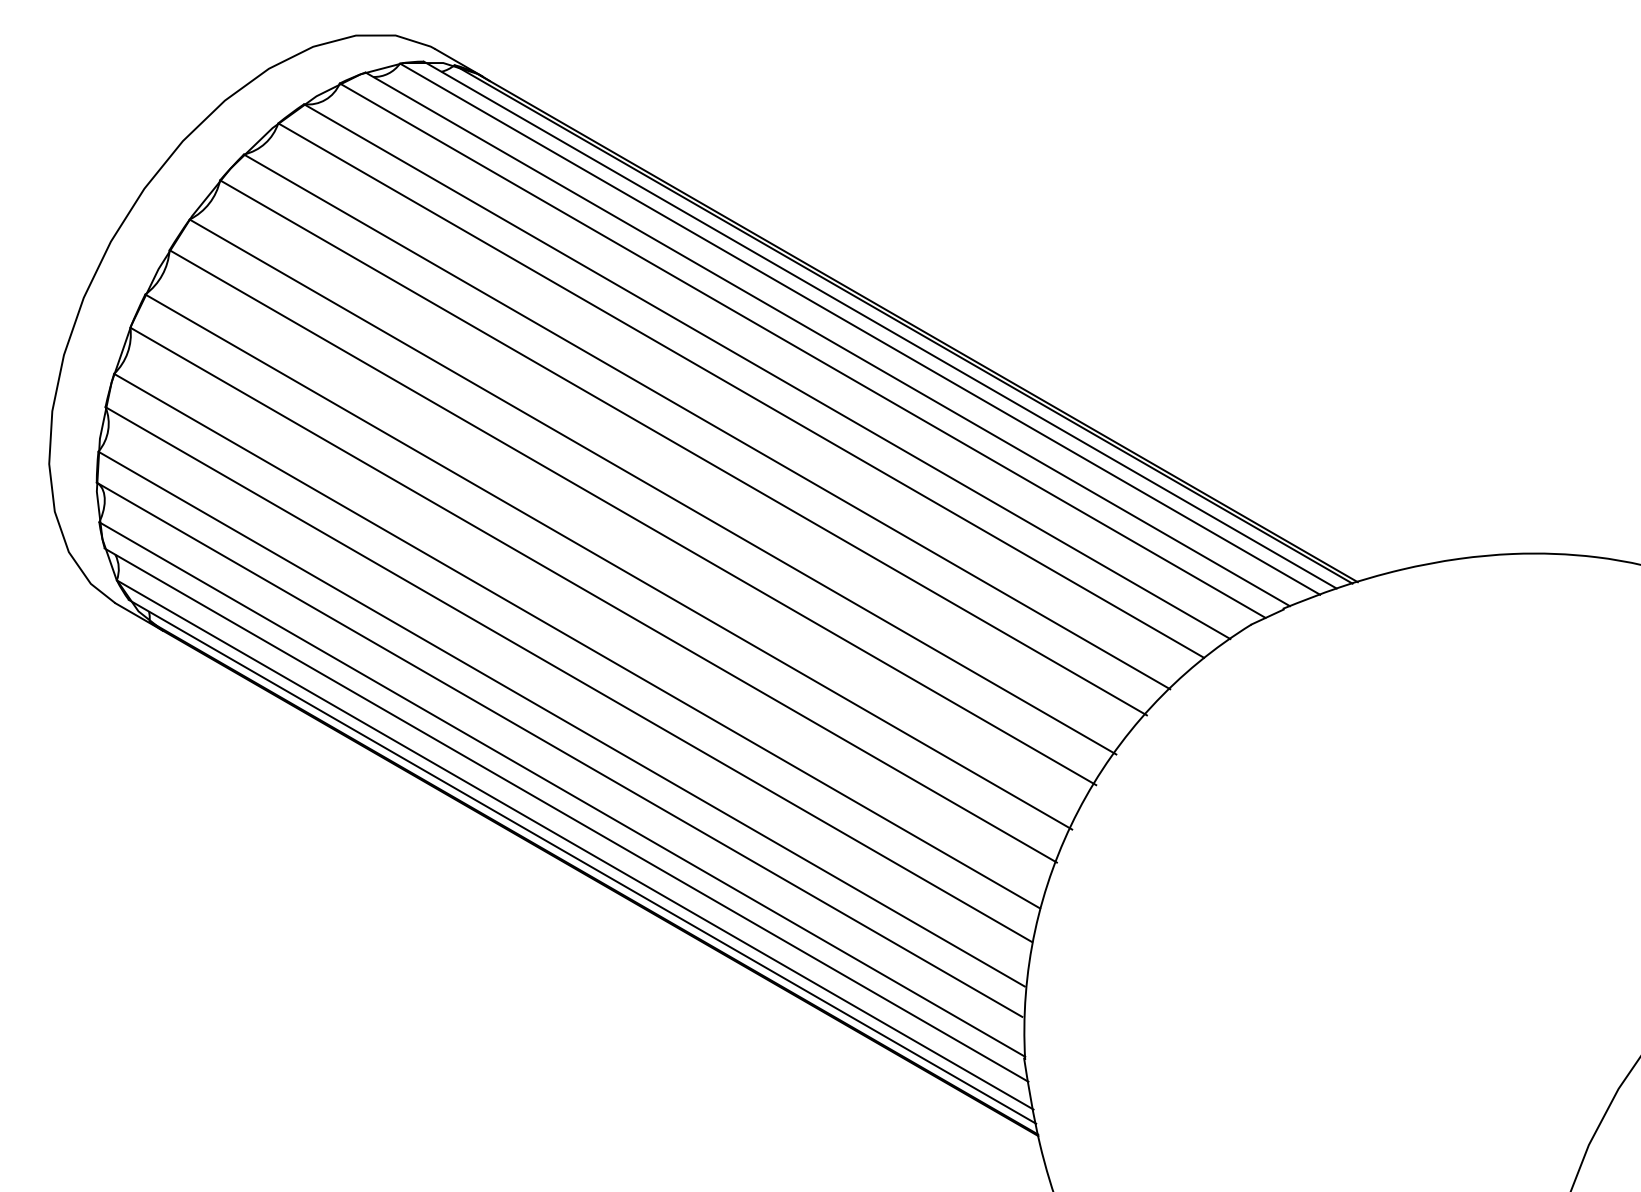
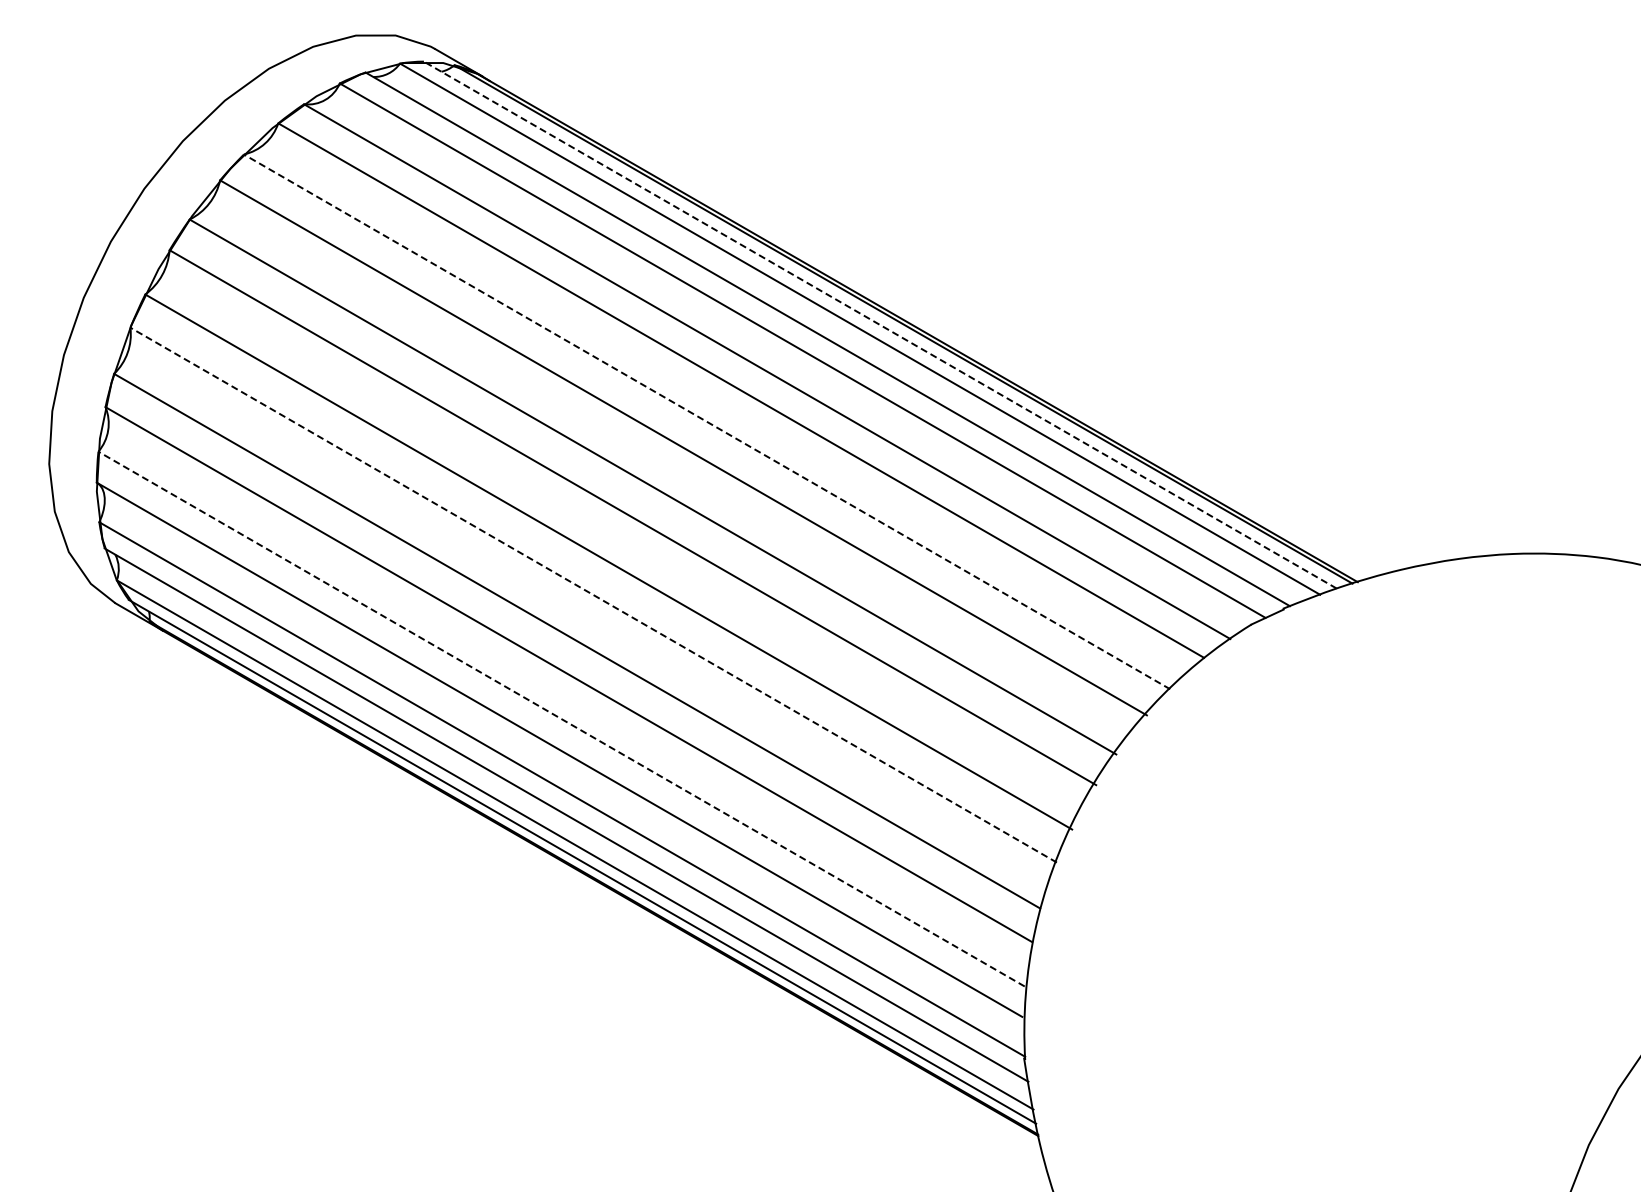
line: solid -> dashed (880, 325)
line: solid -> dashed (707, 421)
line: solid -> dashed (593, 595)
line: solid -> dashed (561, 719)
